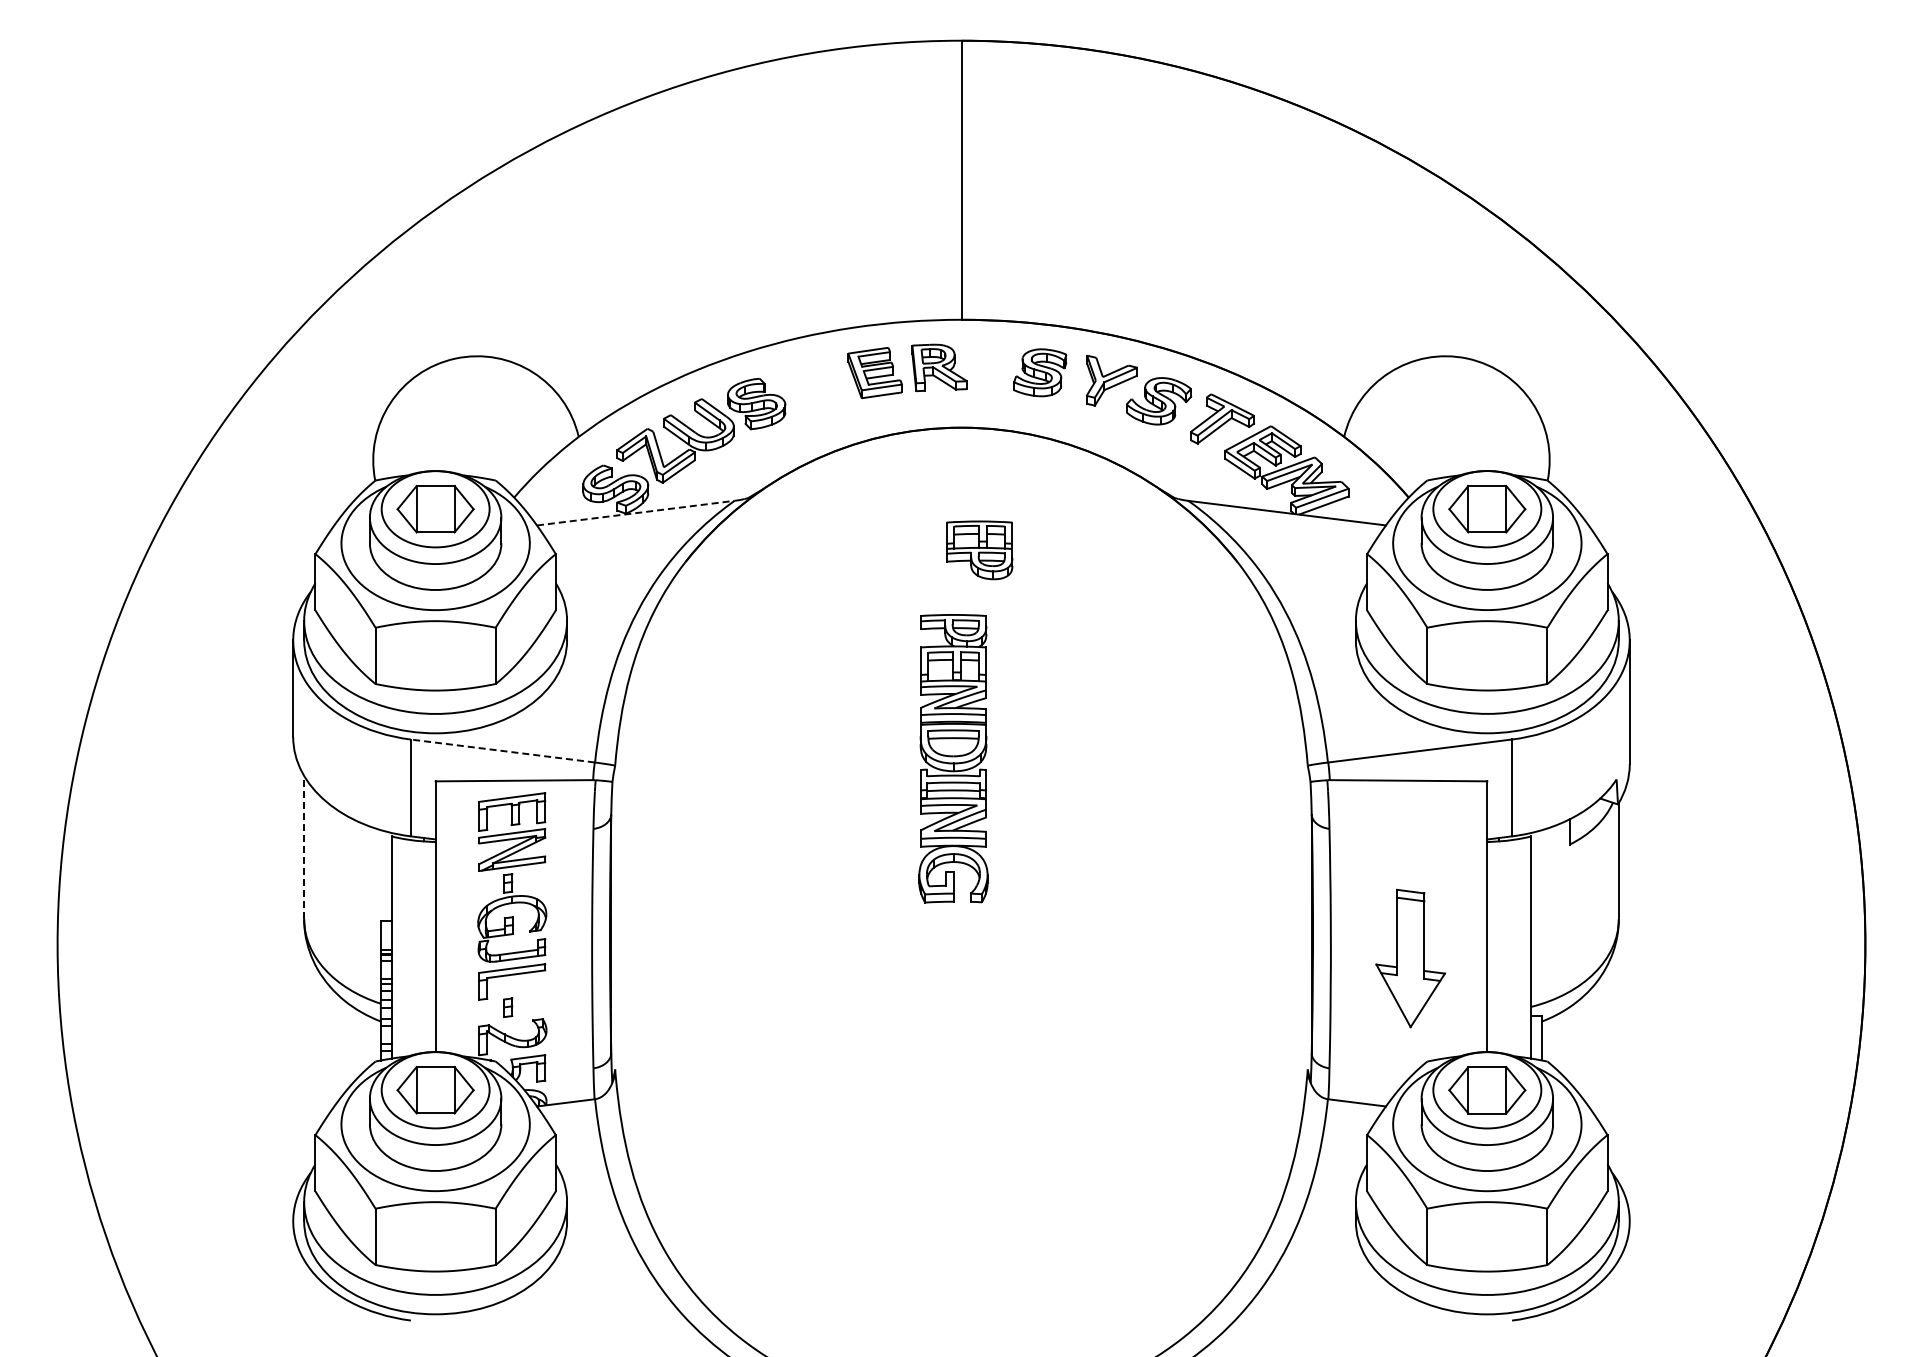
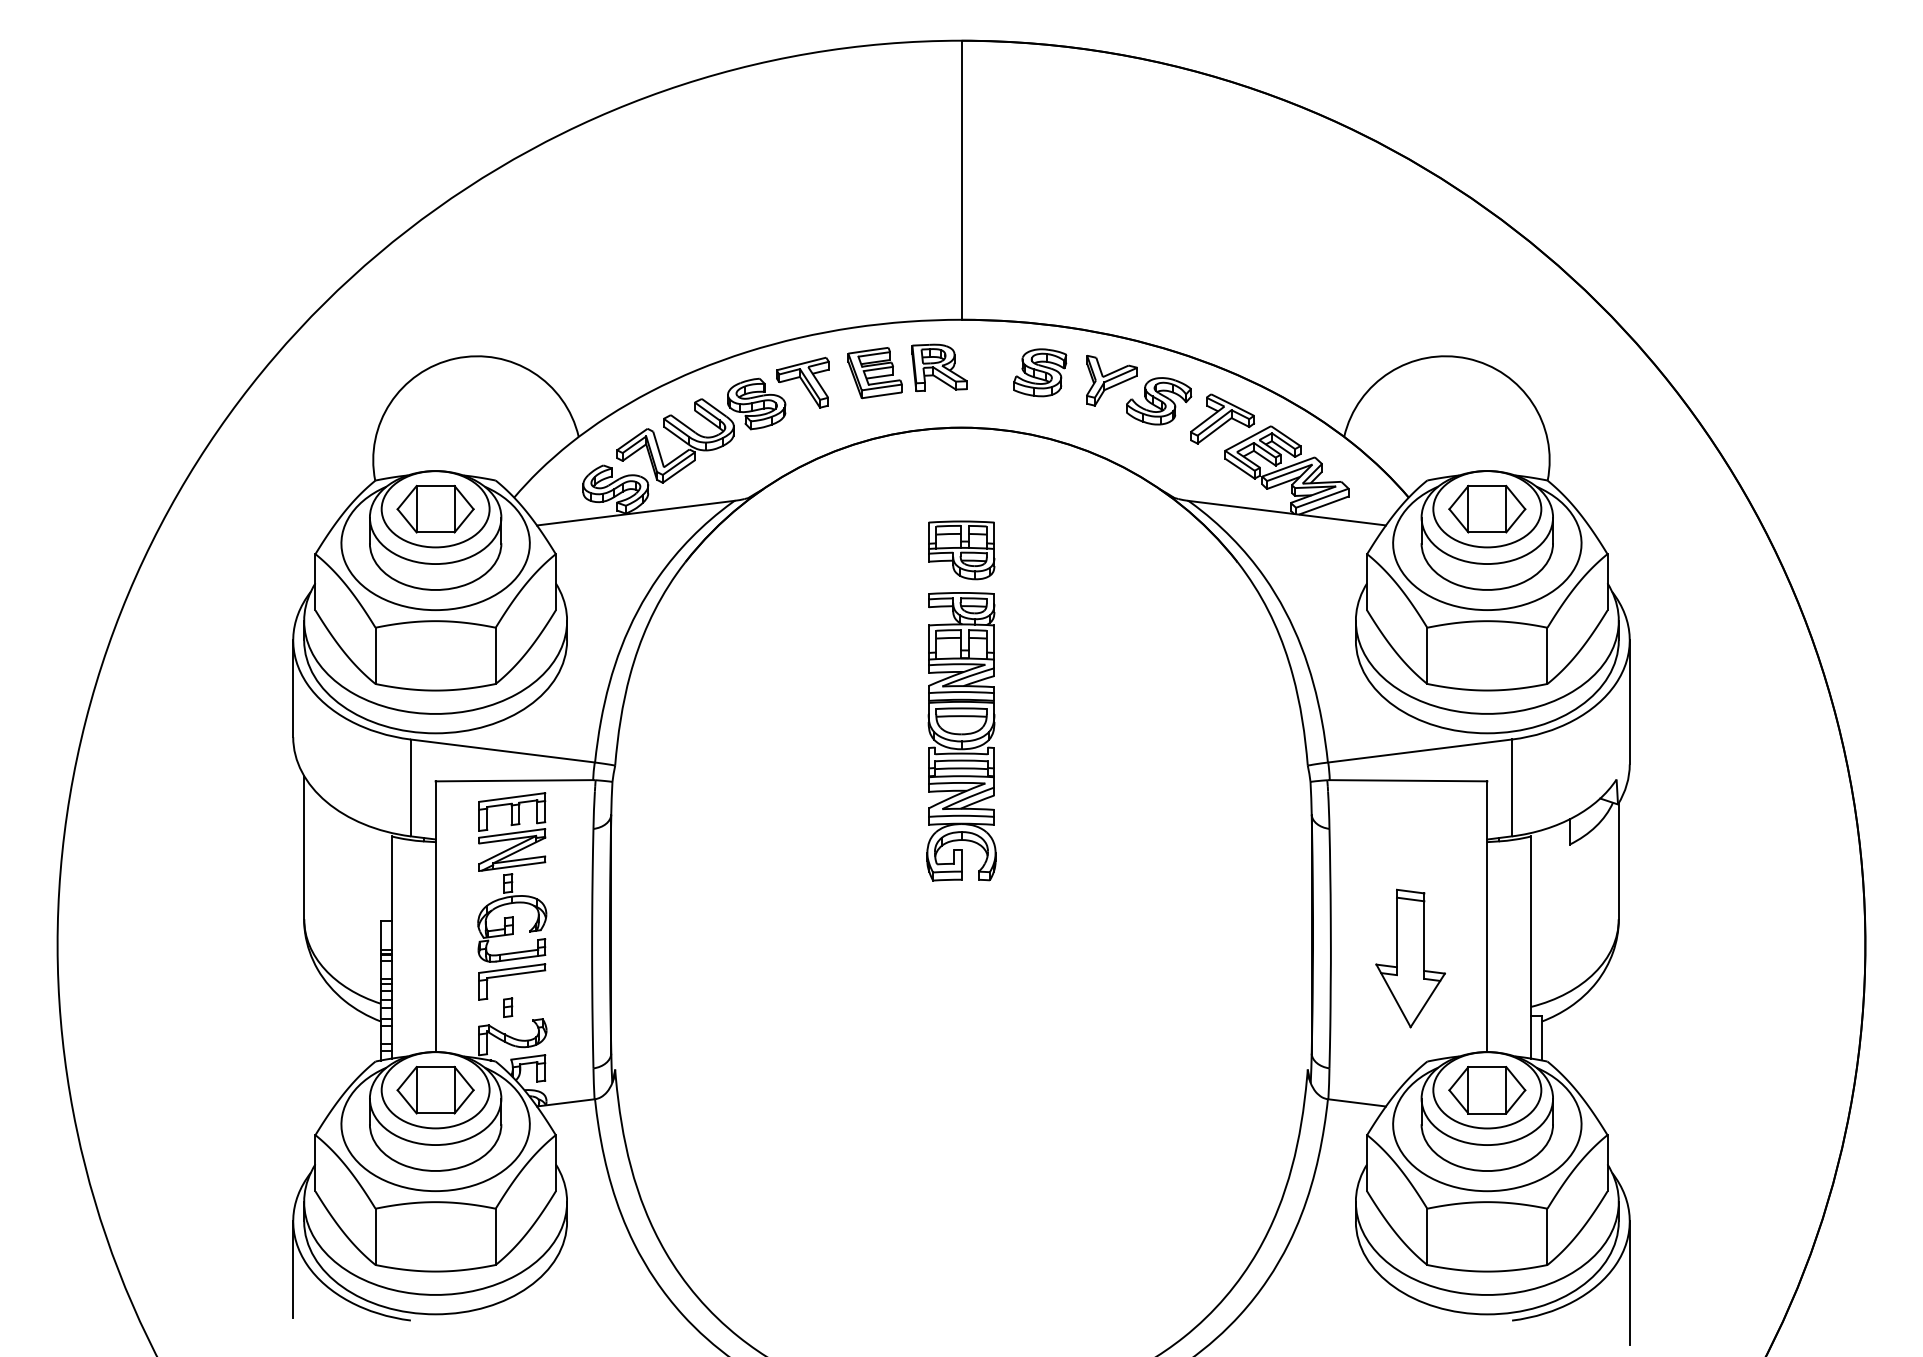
part: none -> present (802, 382)
line: dashed -> solid (635, 513)
part position: (979, 550) -> (961, 550) (961, 550)
line: dashed -> solid (502, 751)
part position: (953, 758) -> (961, 736) (961, 736)
line: dashed -> solid (304, 847)
line: none -> present (293, 1269)
line: none -> present (1629, 1283)
